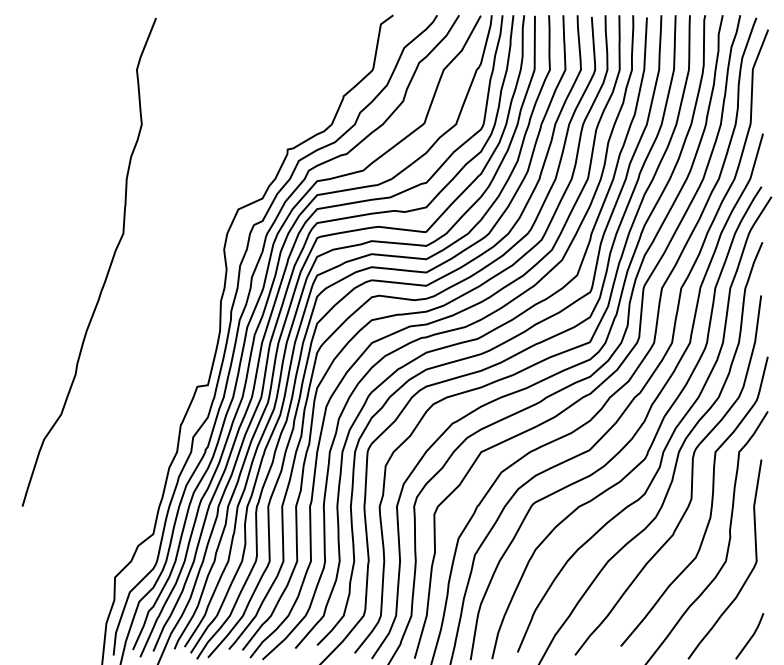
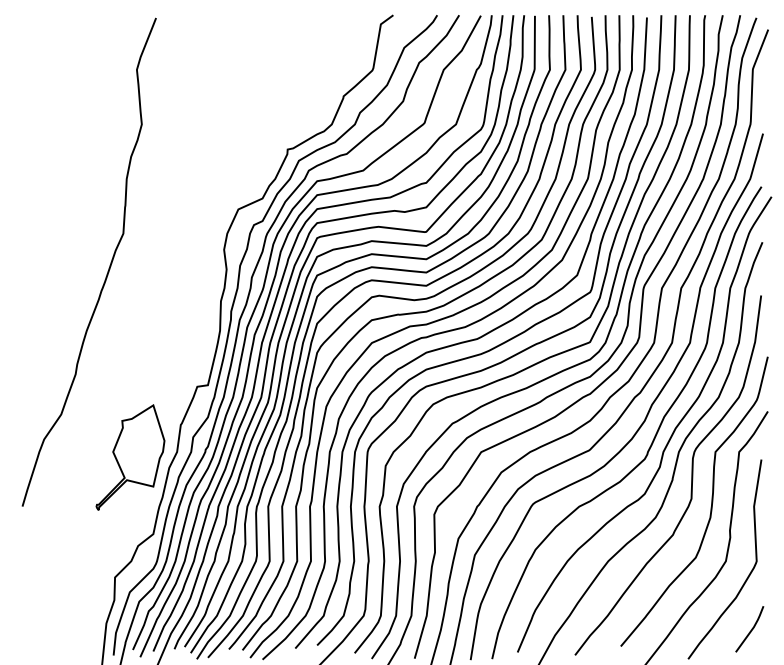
part: none -> present (130, 457)
line position: (750, 637) -> (750, 630) (750, 630)
